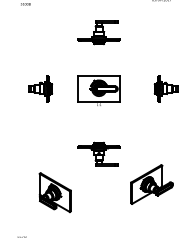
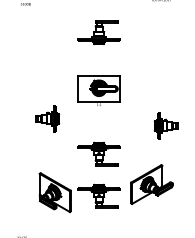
part position: (40, 88) -> (47, 118) (47, 118)
part position: (165, 88) -> (165, 125) (165, 125)
part: none -> present (98, 195)
